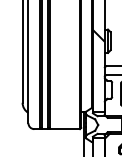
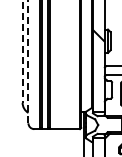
line: solid -> dashed (22, 52)
line: solid -> dashed (28, 61)
